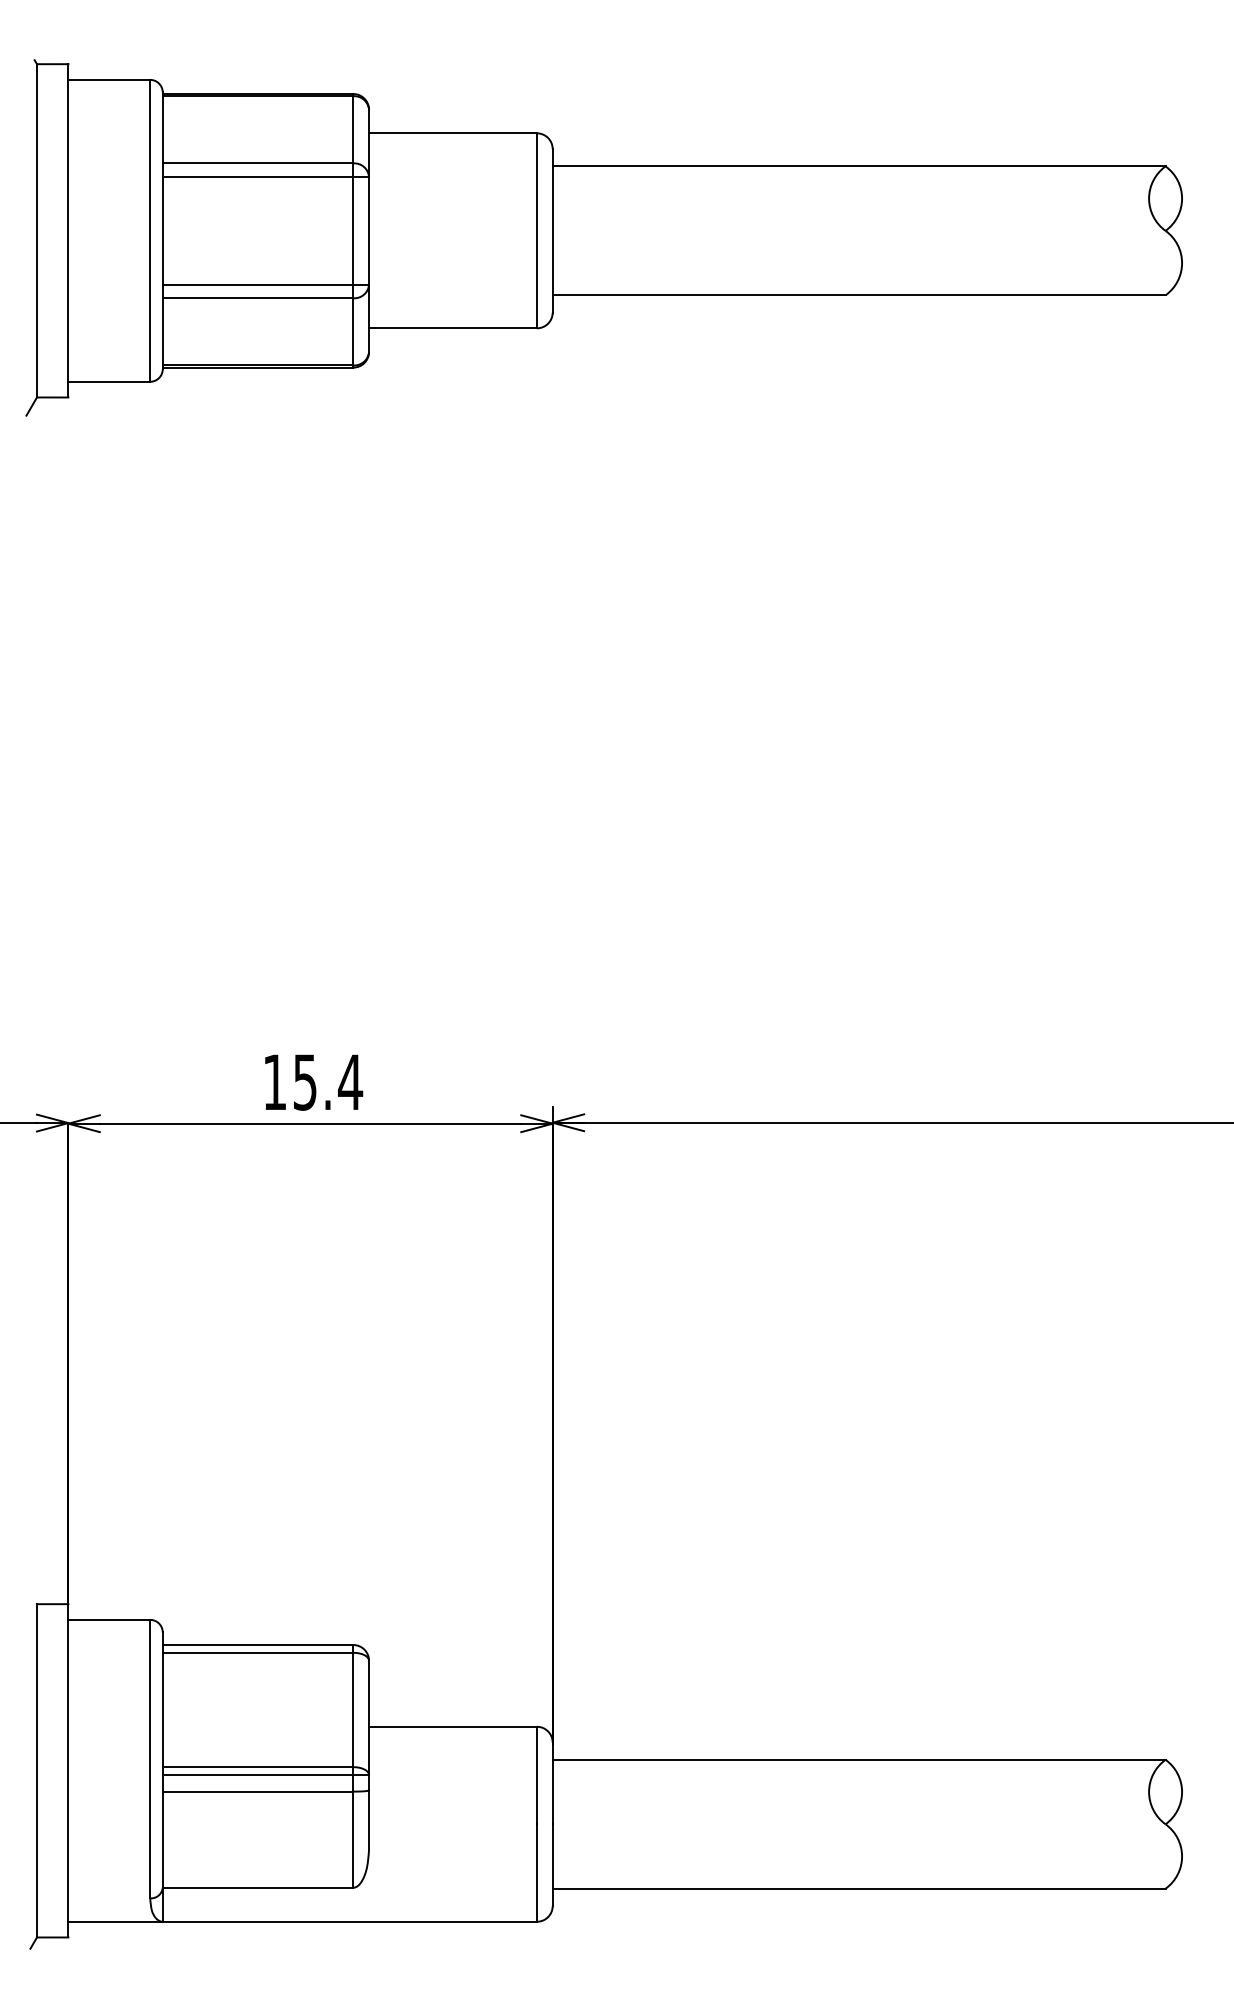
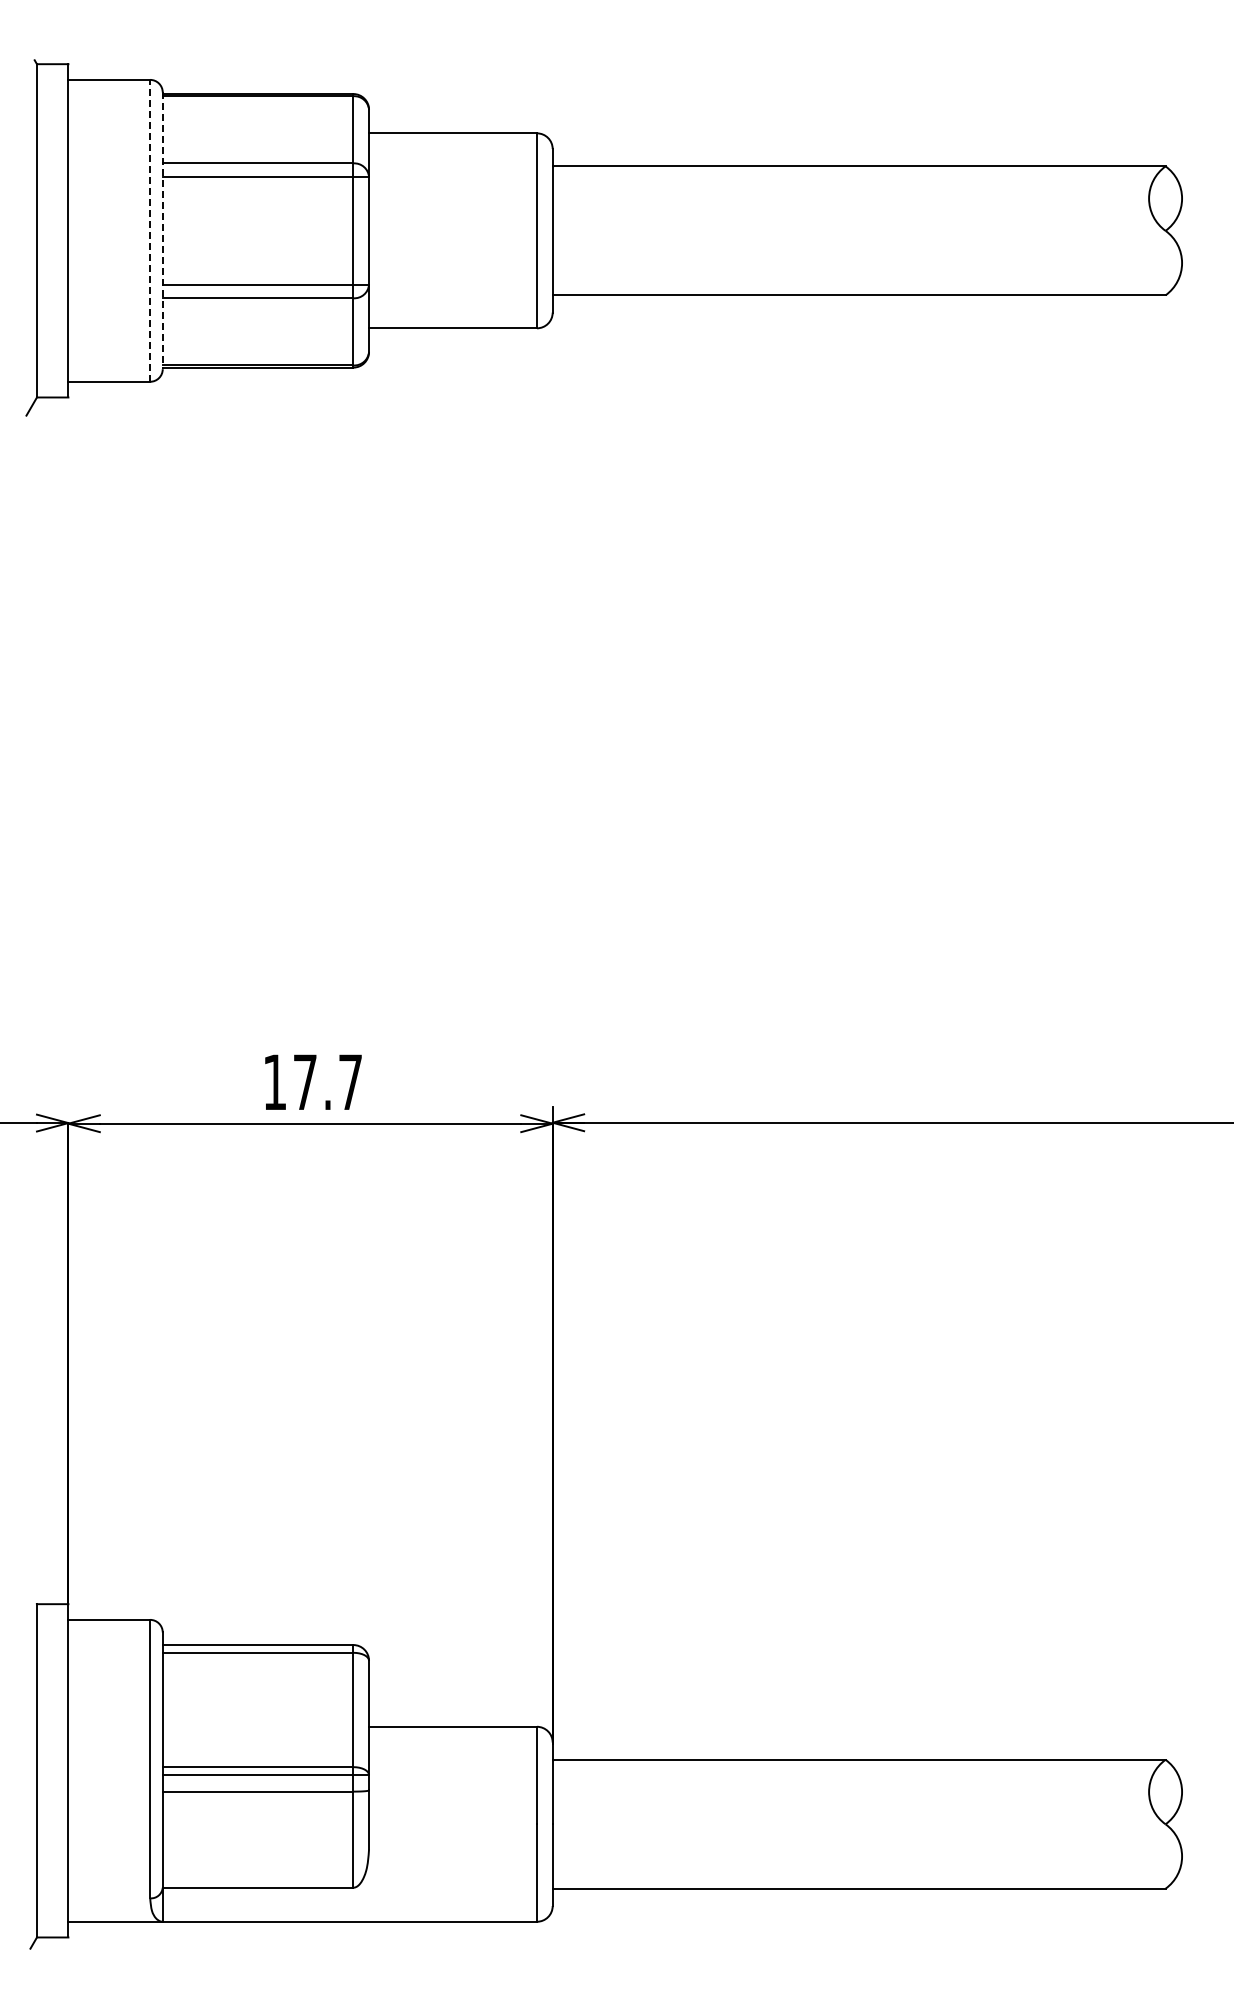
line: solid -> dashed (150, 230)
line: solid -> dashed (162, 231)
text: 15.4 -> 17.7 (328, 1082)
